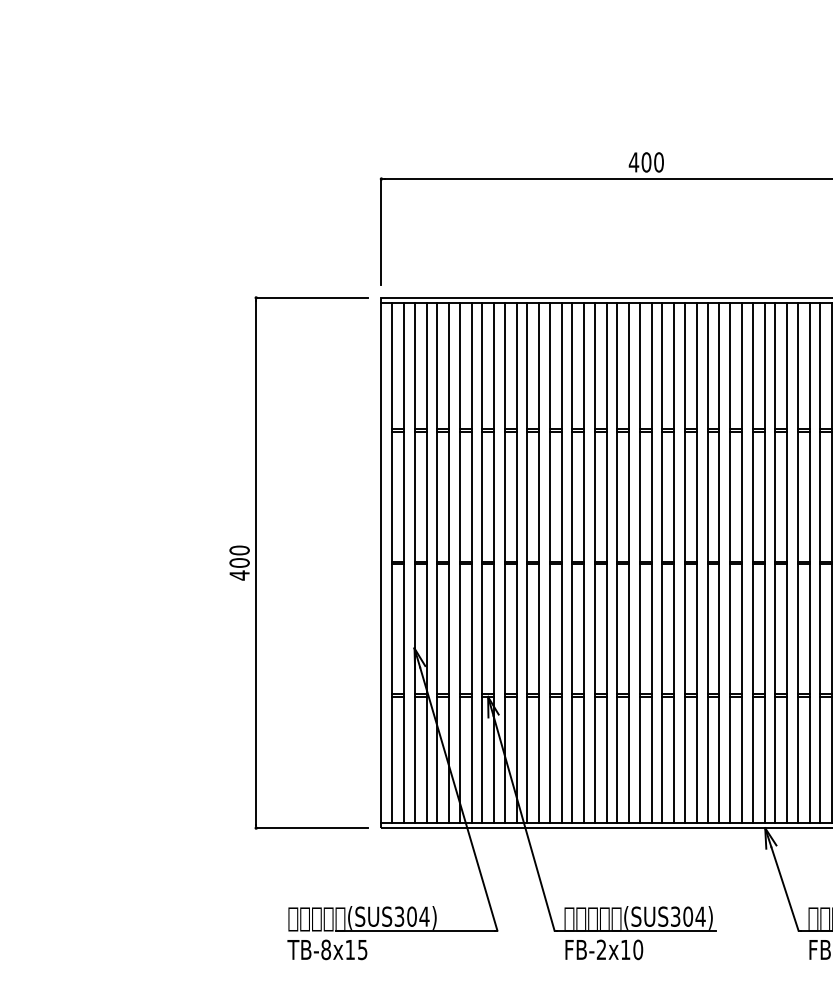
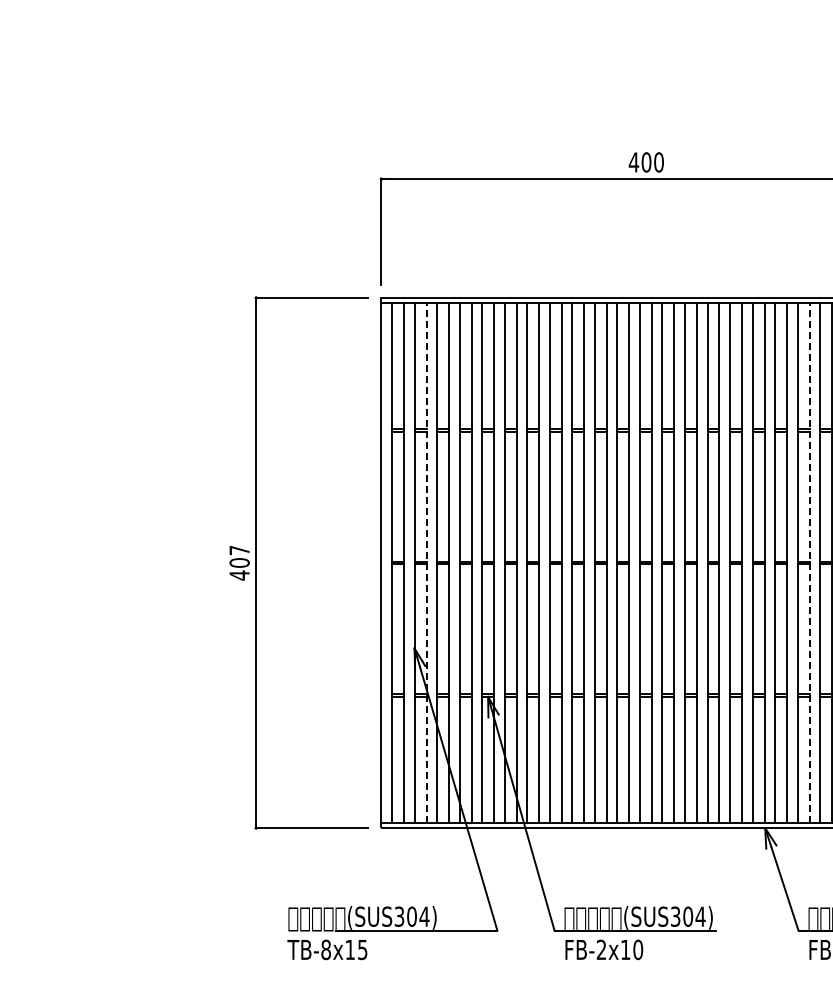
text: 400 -> 407 (239, 550)
line: solid -> dashed (426, 563)
line: solid -> dashed (809, 563)
